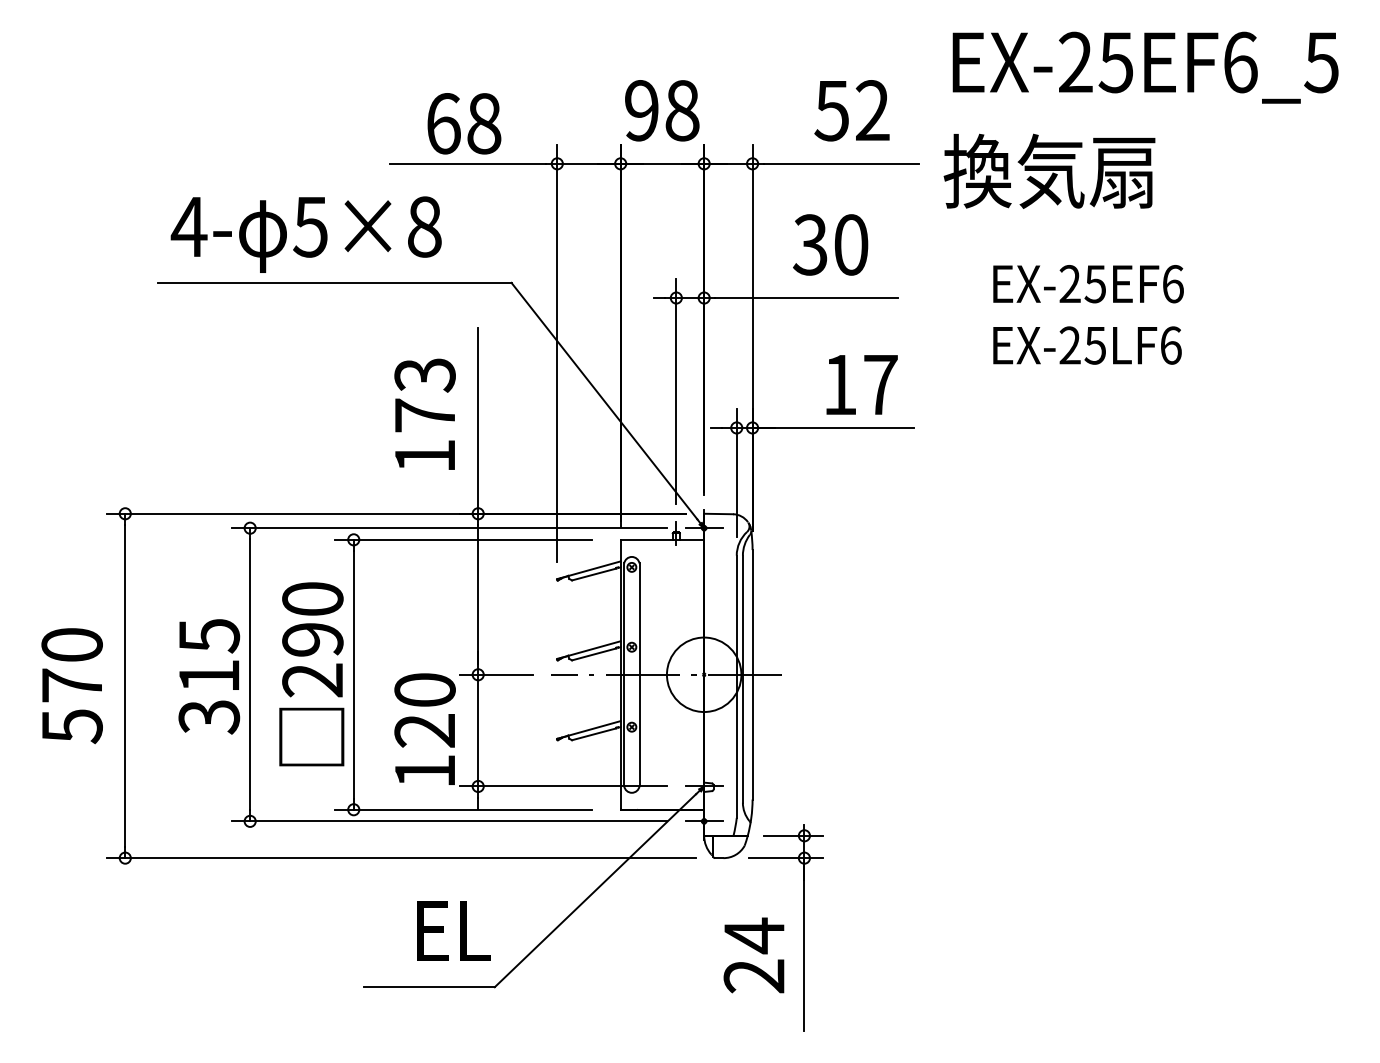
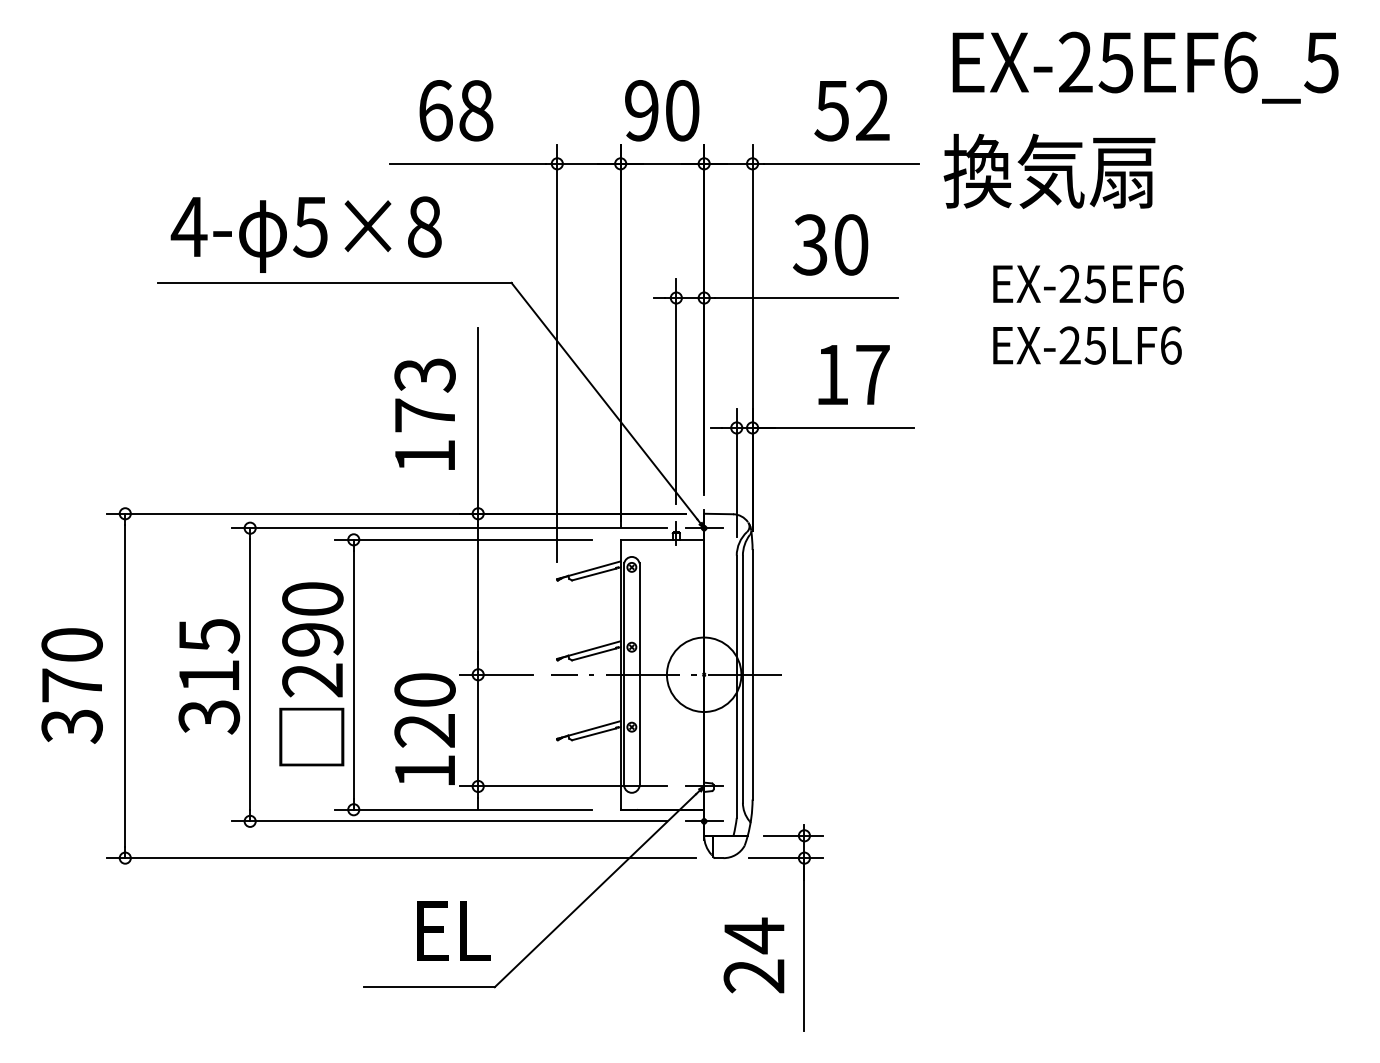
text: 98 -> 90 (682, 110)
text position: (464, 123) -> (456, 110) (456, 110)
text position: (861, 384) -> (853, 374) (853, 374)
text: 570 -> 370 (71, 726)
